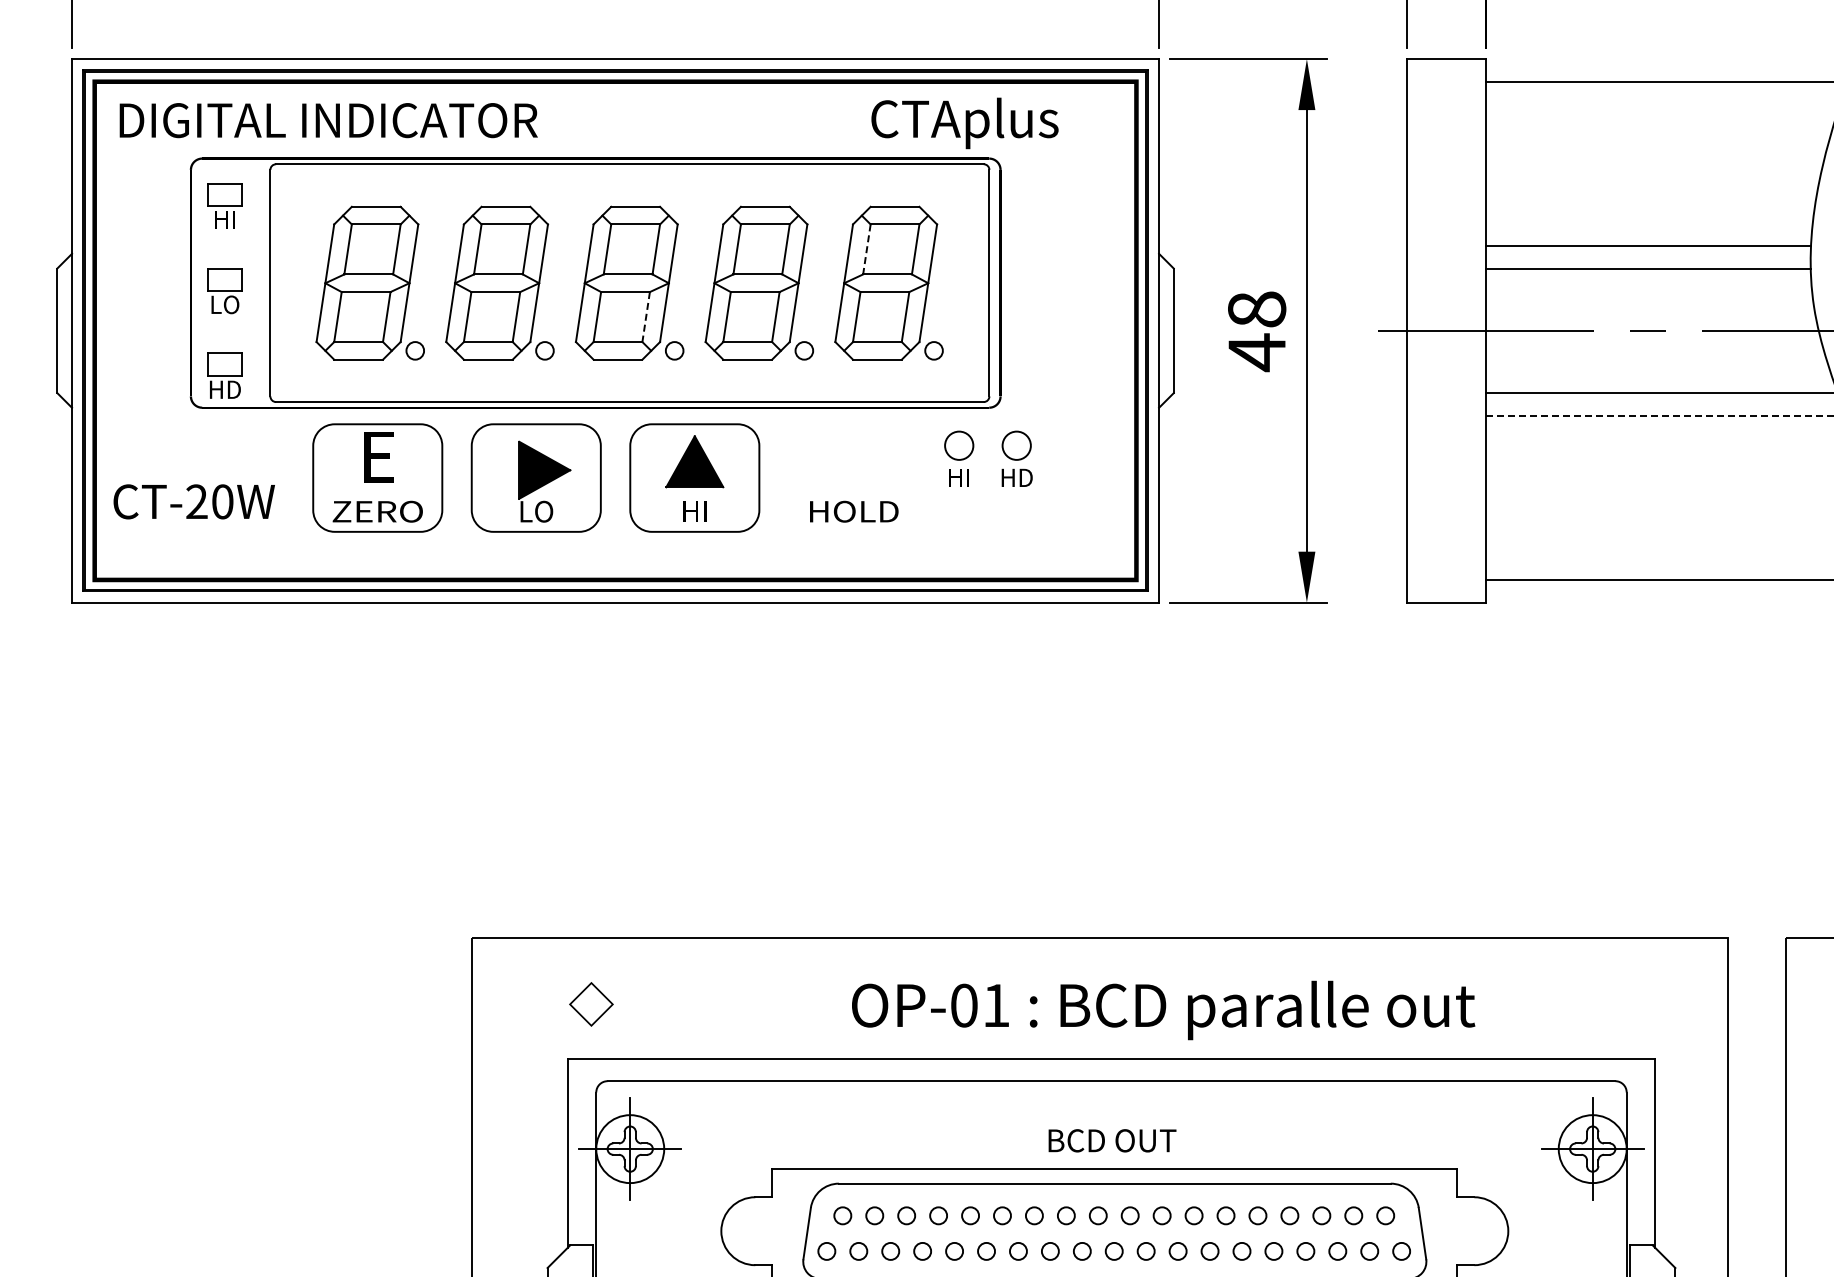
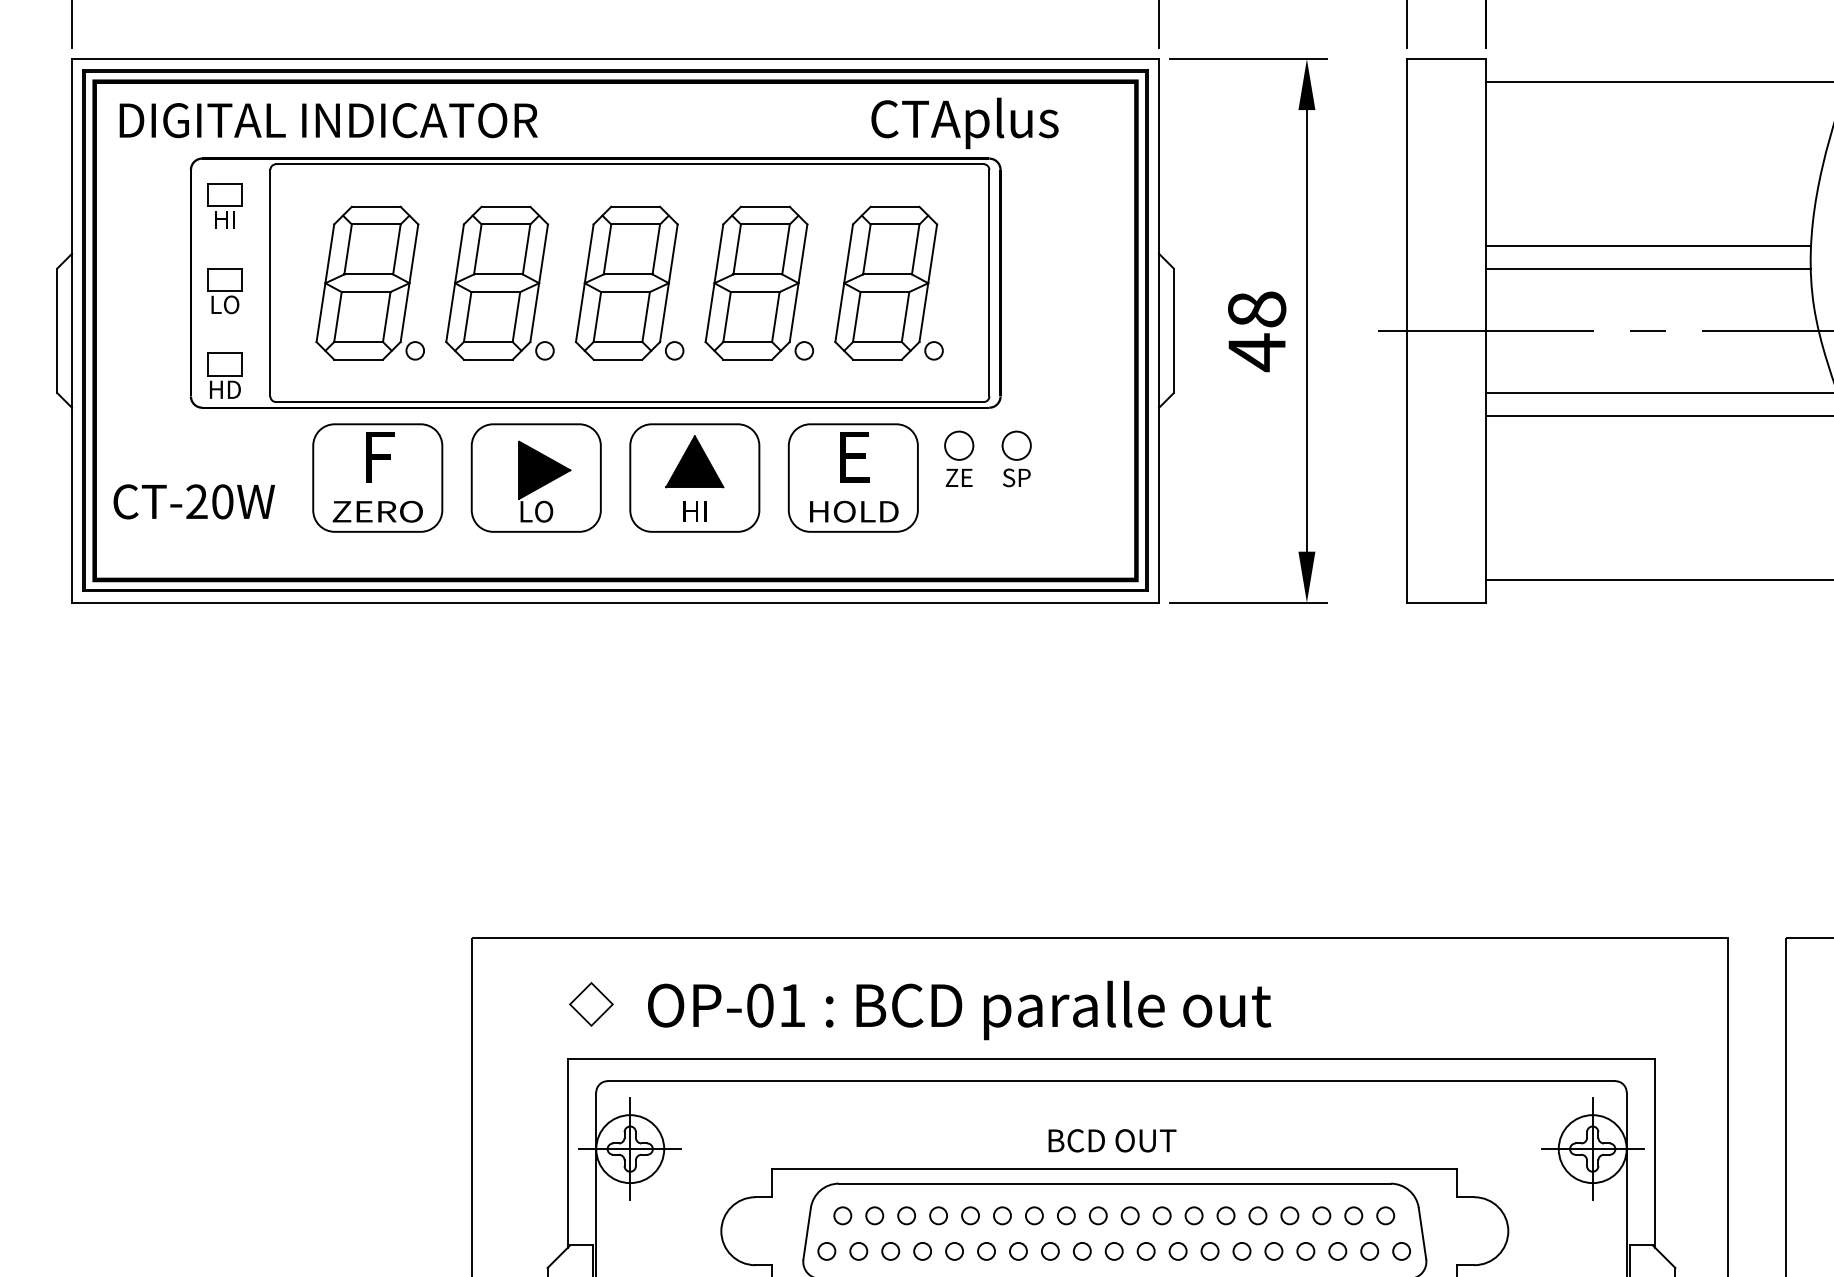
line: dashed -> solid (866, 249)
line: dashed -> solid (646, 317)
line: dashed -> solid (1659, 415)
text: E -> F (379, 457)
part: none -> present (852, 477)
text: HI -> ZE (958, 477)
text: HD -> SP (1016, 477)
text position: (1163, 1010) -> (959, 1010) (959, 1010)
